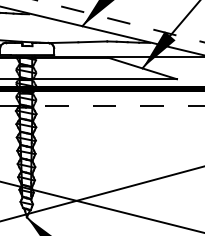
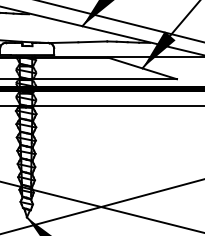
line: dashed -> solid (120, 21)
line: dashed -> solid (102, 105)
line position: (101, 193) -> (103, 206) (103, 206)
